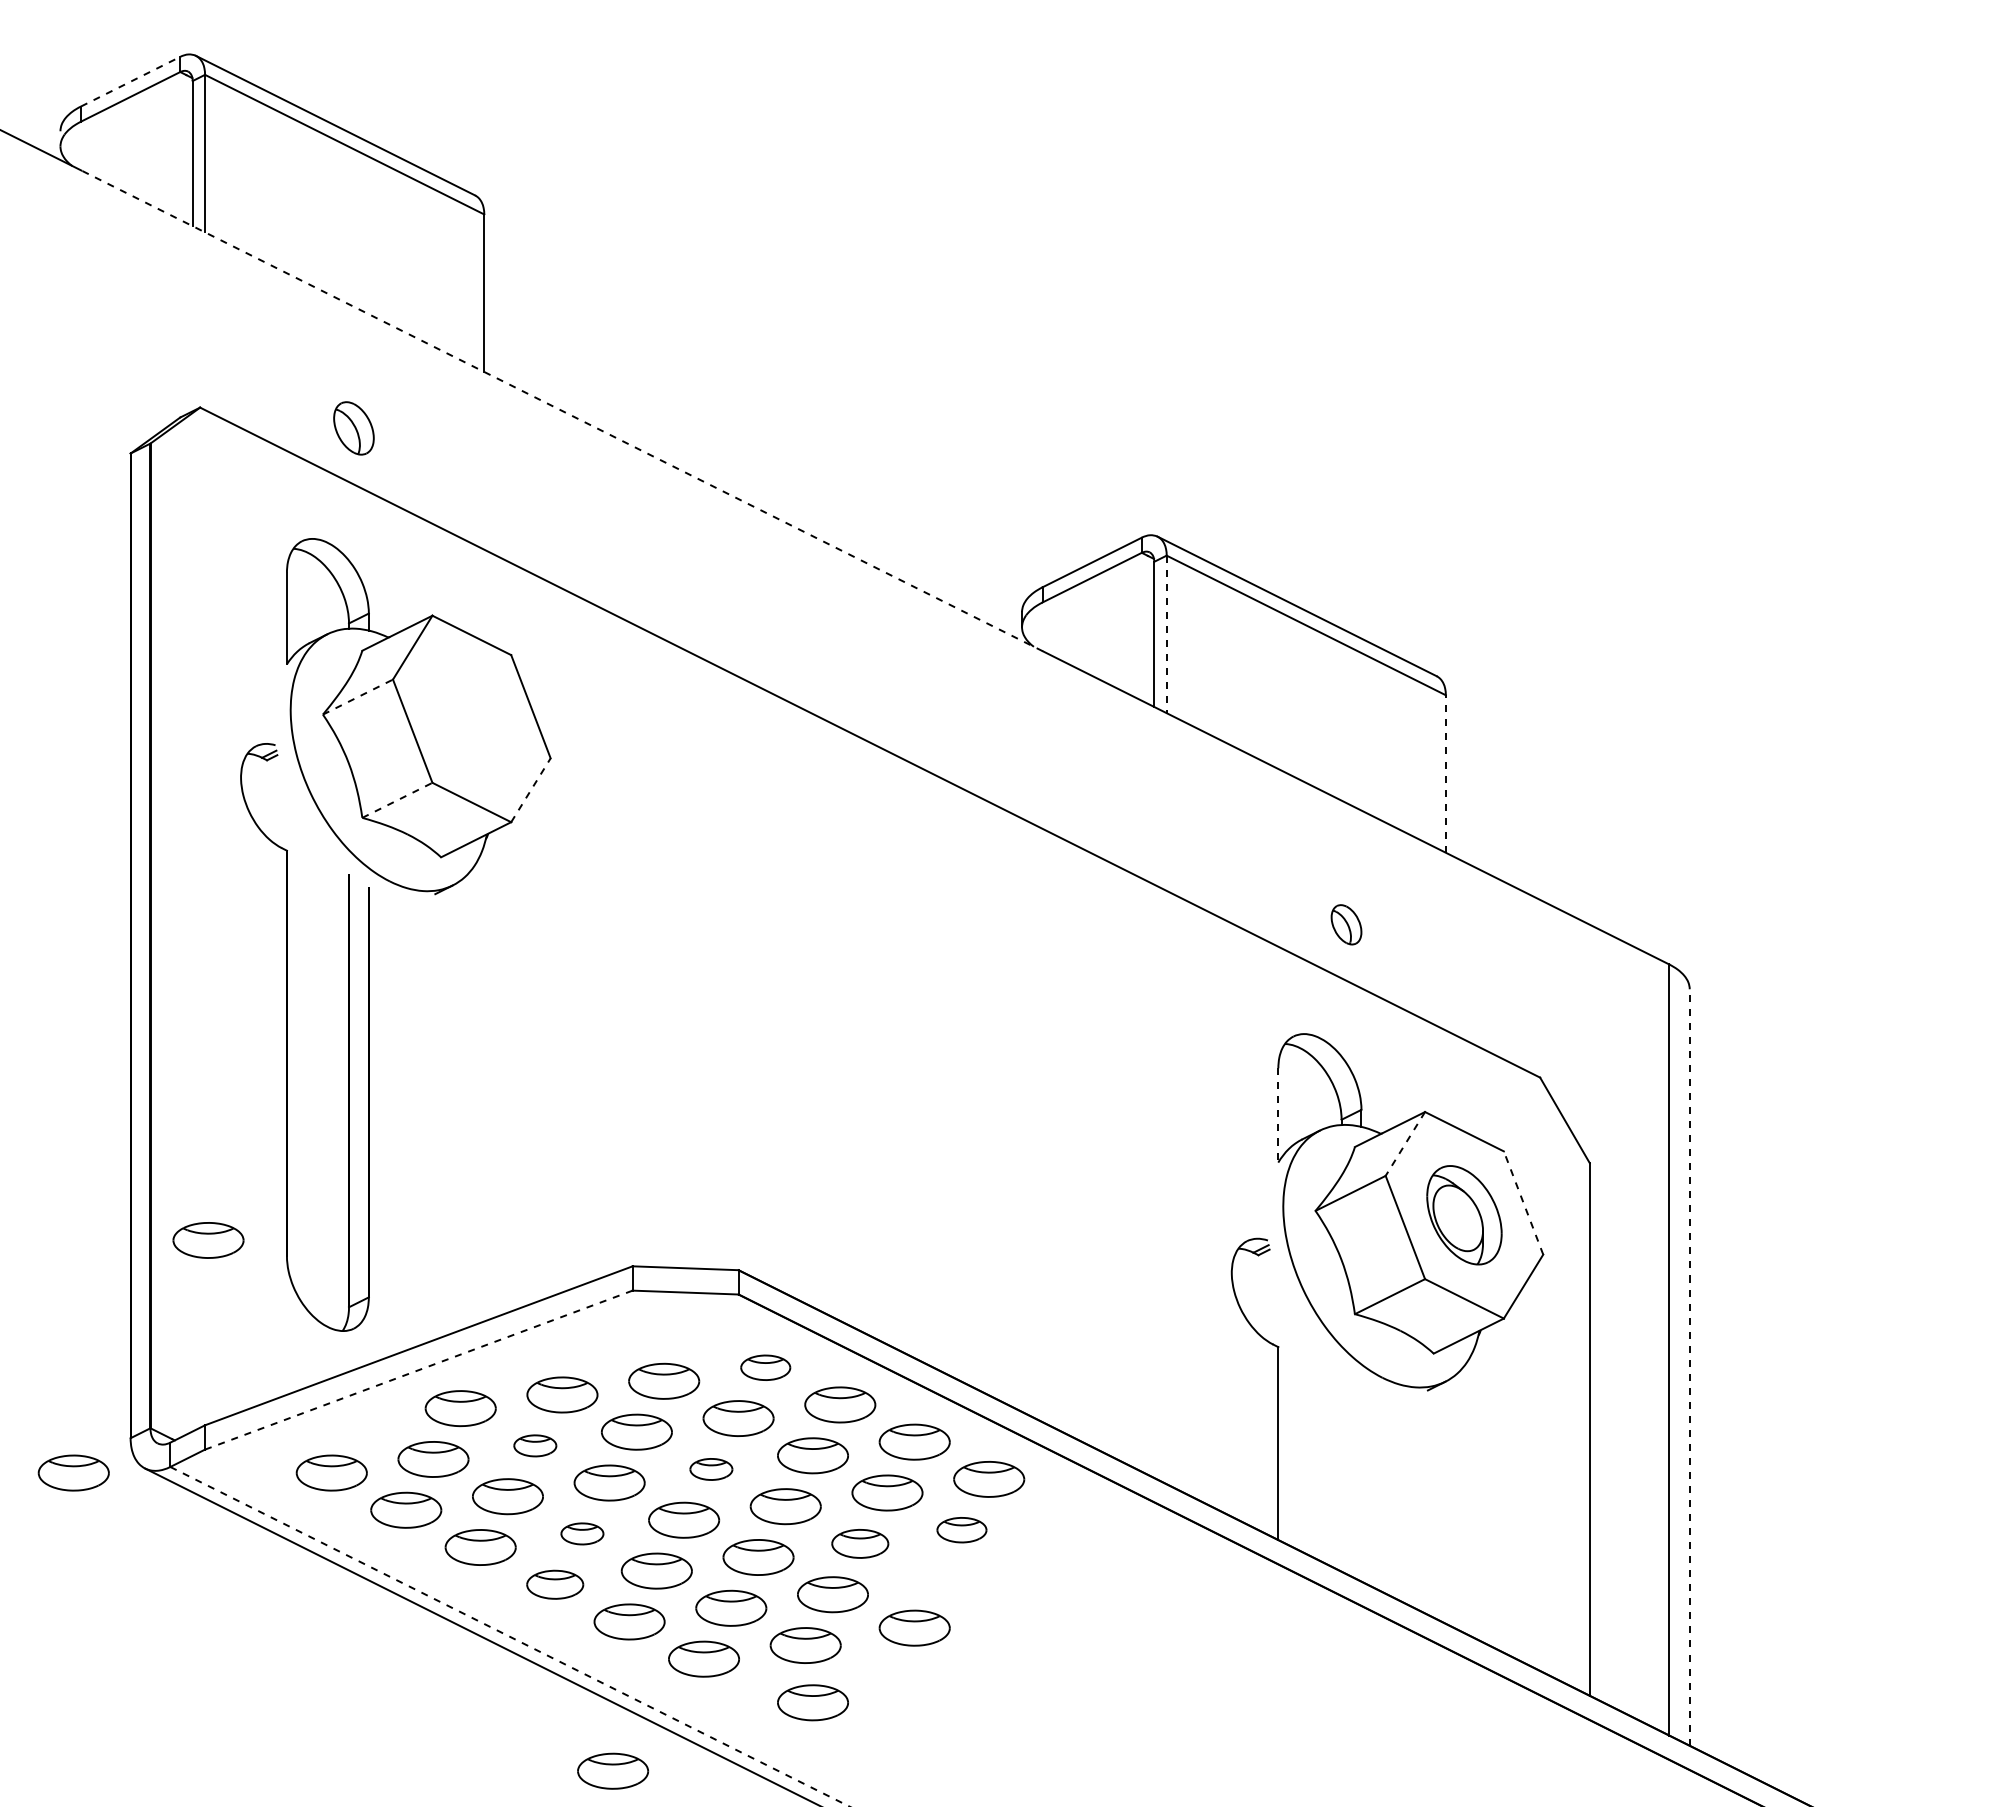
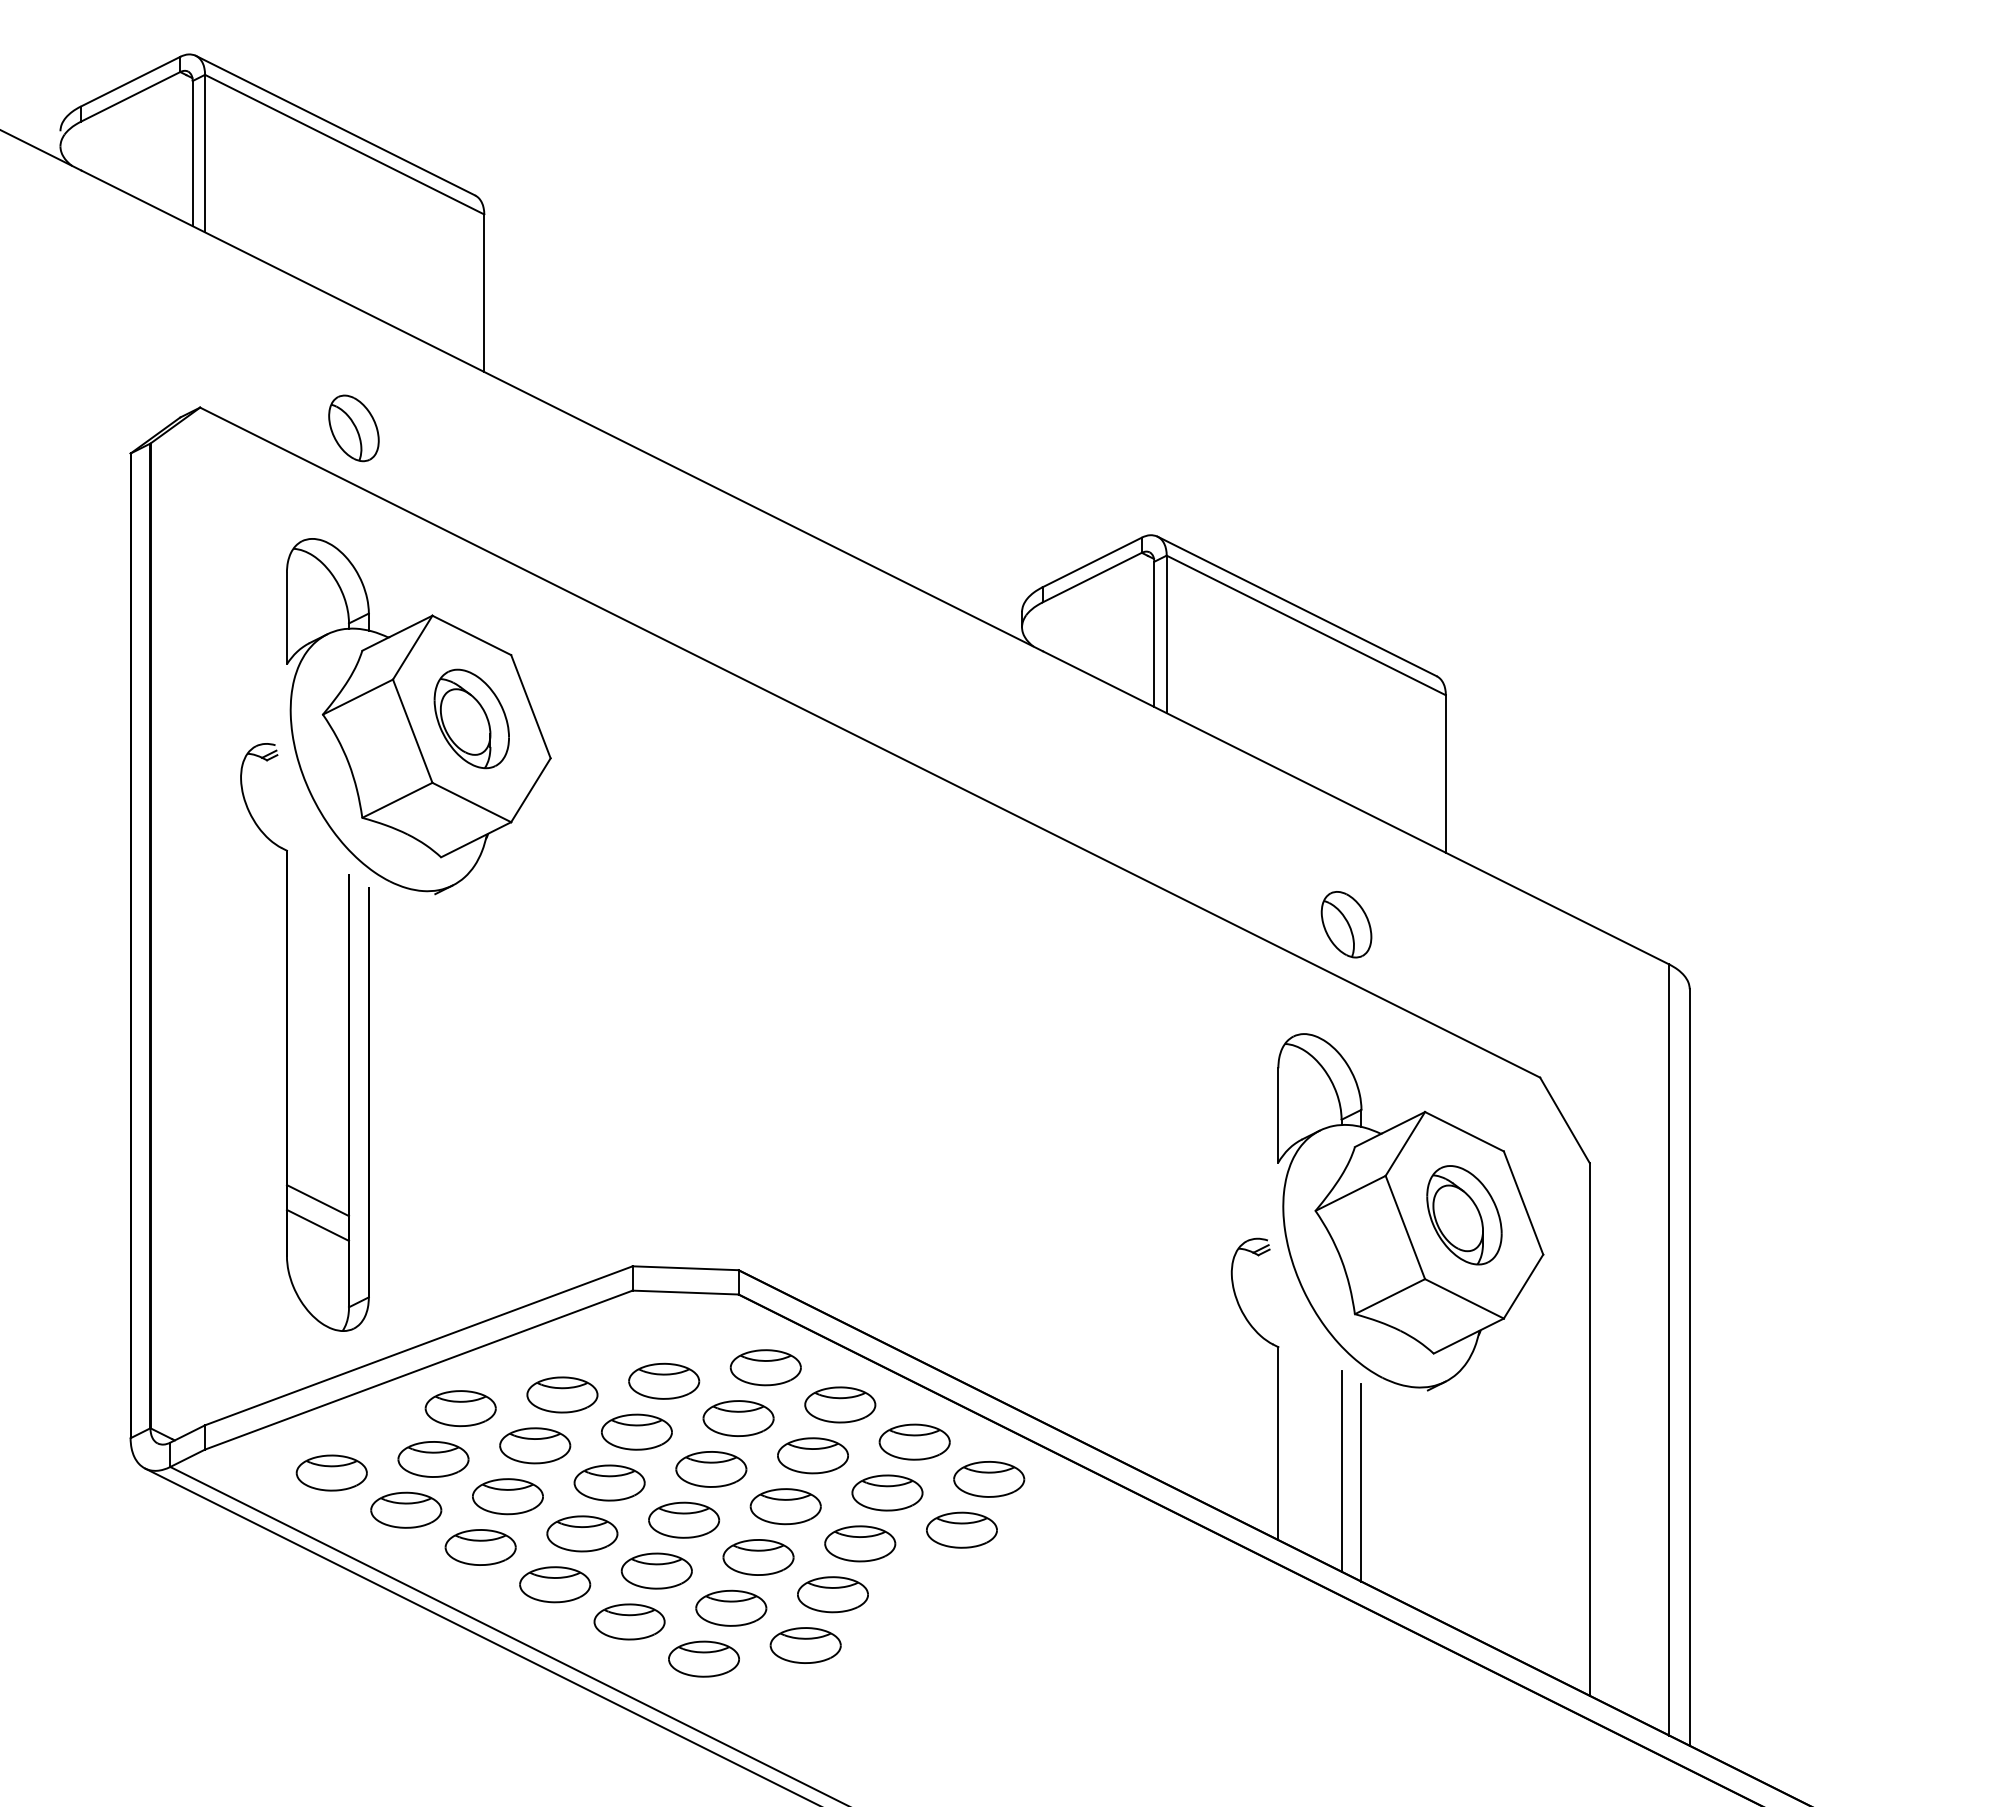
line: dashed -> solid (131, 81)
line: dashed -> solid (562, 410)
part size: 42x55 px -> 52x69 px (353, 428)
line: dashed -> solid (1166, 634)
line: dashed -> solid (358, 696)
part: none -> present (471, 718)
line: dashed -> solid (1445, 774)
line: dashed -> solid (530, 790)
line: dashed -> solid (397, 800)
part size: 33x42 px -> 53x68 px (1346, 924)
line: dashed -> solid (1278, 1115)
line: dashed -> solid (1405, 1143)
line: none -> present (317, 1200)
line: dashed -> solid (1523, 1202)
line: none -> present (317, 1224)
part: present -> none (208, 1240)
part size: 52x27 px -> 73x38 px (765, 1367)
line: dashed -> solid (1689, 1367)
line: dashed -> solid (418, 1370)
part size: 45x24 px -> 73x38 px (535, 1445)
part size: 45x23 px -> 73x37 px (711, 1469)
line: none -> present (1341, 1471)
part: present -> none (73, 1472)
line: none -> present (1361, 1482)
part size: 52x27 px -> 72x38 px (961, 1529)
part size: 45x24 px -> 73x38 px (582, 1533)
part size: 59x30 px -> 73x38 px (860, 1543)
part size: 59x31 px -> 73x38 px (555, 1584)
part: present -> none (914, 1627)
line: dashed -> solid (510, 1636)
part: present -> none (812, 1702)
part: present -> none (613, 1770)
